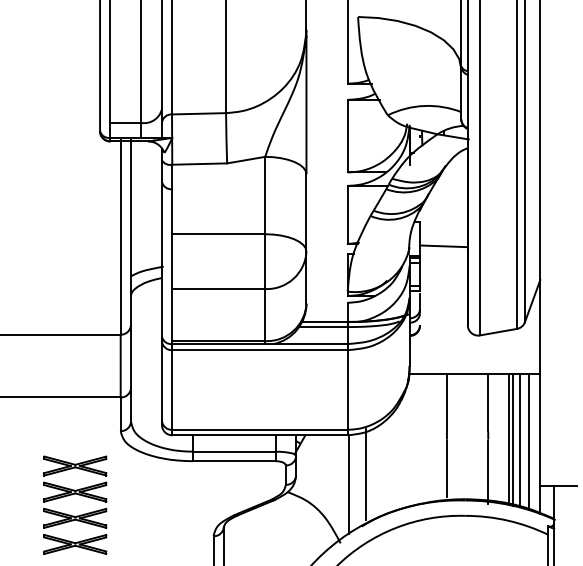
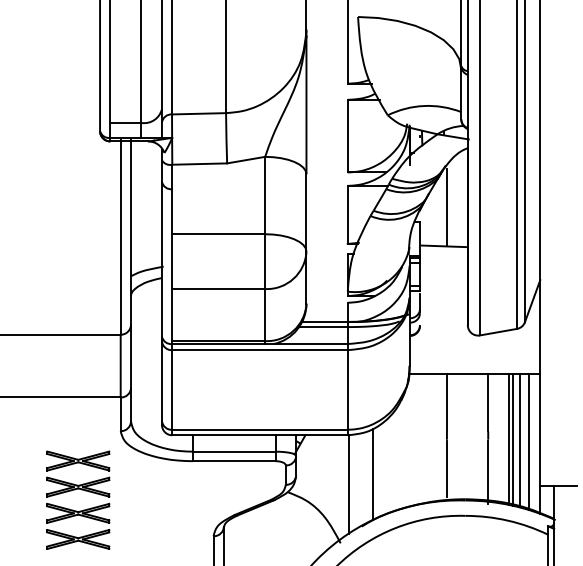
line: none -> present (446, 207)
line position: (365, 474) -> (372, 474) (372, 474)
part position: (72, 495) -> (75, 490) (75, 490)
